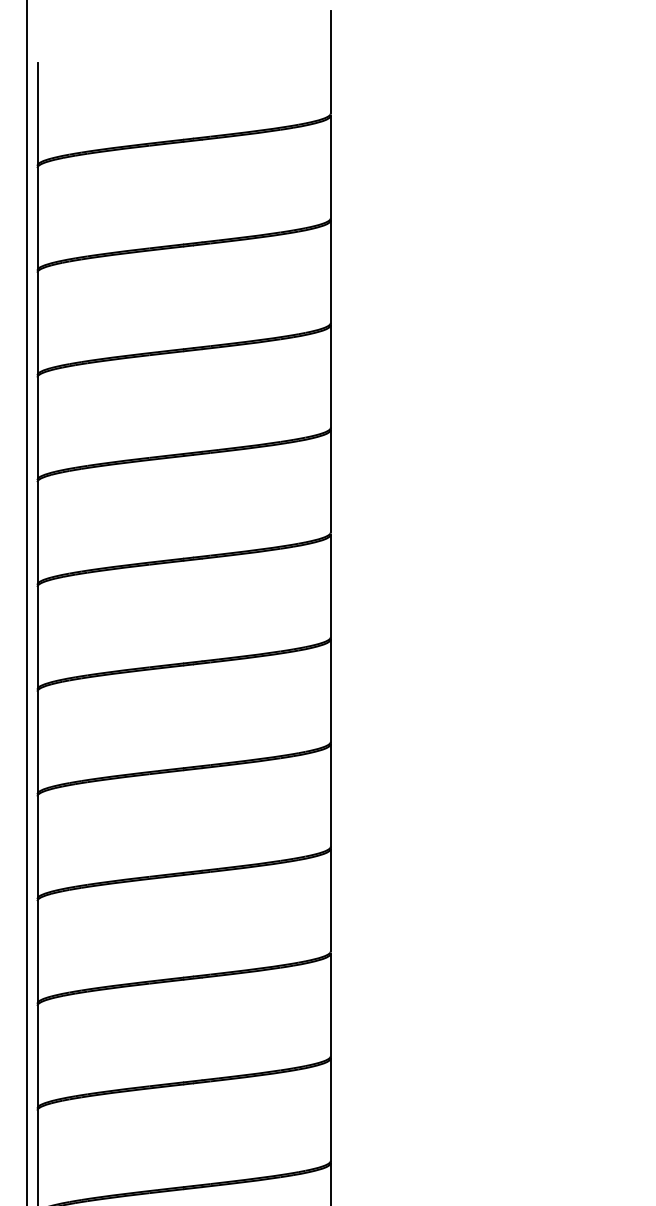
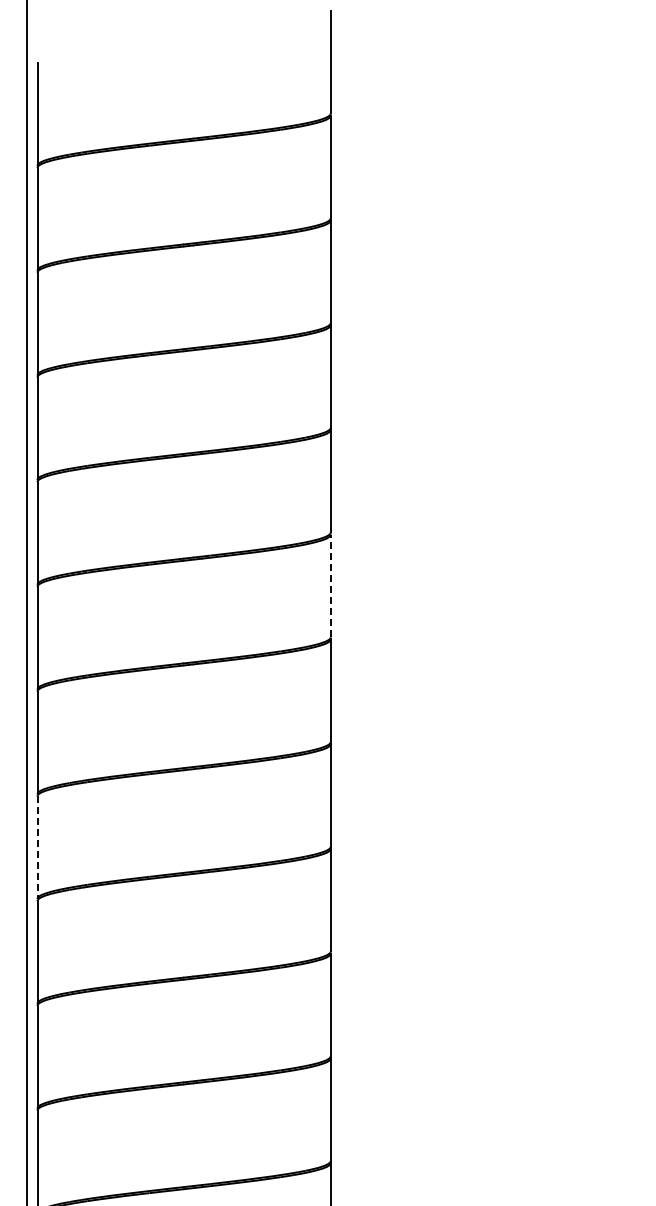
line: solid -> dashed (330, 585)
line: solid -> dashed (37, 848)
